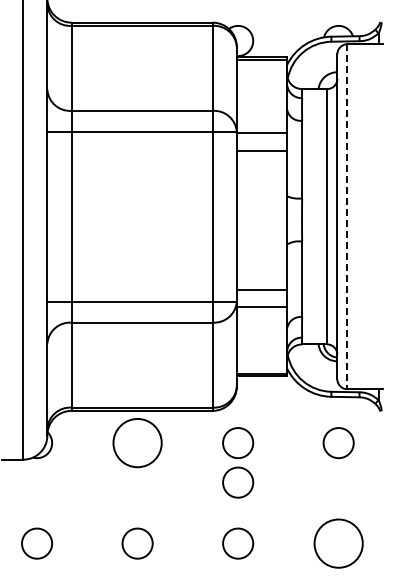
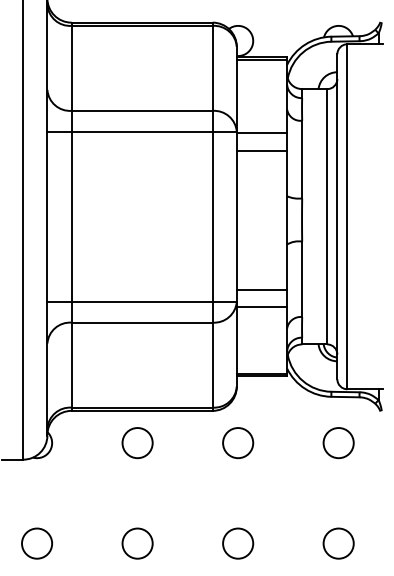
line: dashed -> solid (347, 216)
circle diameter: 48 px -> 30 px (137, 443)
circle: present -> none (238, 482)
circle diameter: 48 px -> 30 px (338, 543)
